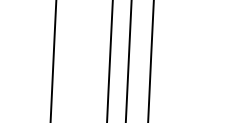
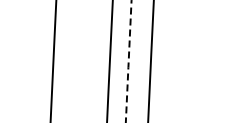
arc: solid -> dashed (128, 61)
